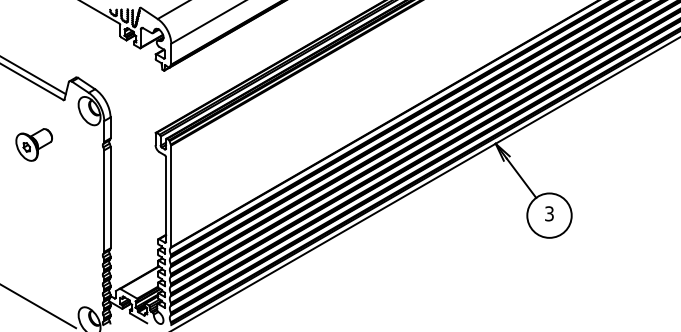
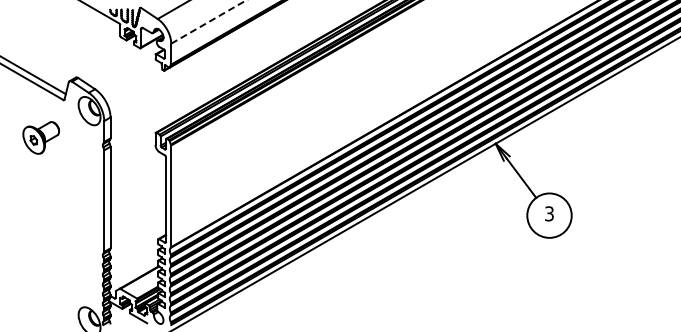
line: solid -> dashed (209, 21)
part position: (33, 144) -> (40, 137) (40, 137)
line: present -> none (39, 306)
